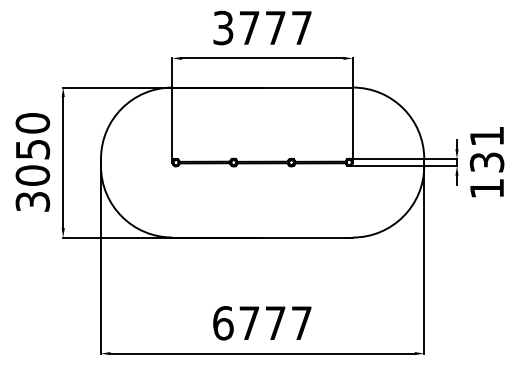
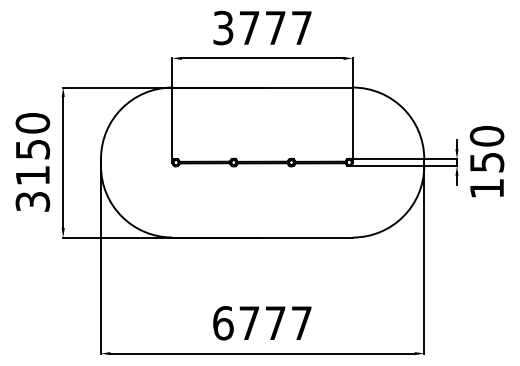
text: 131 -> 150 (486, 148)
text: 3050 -> 3150 (32, 175)
